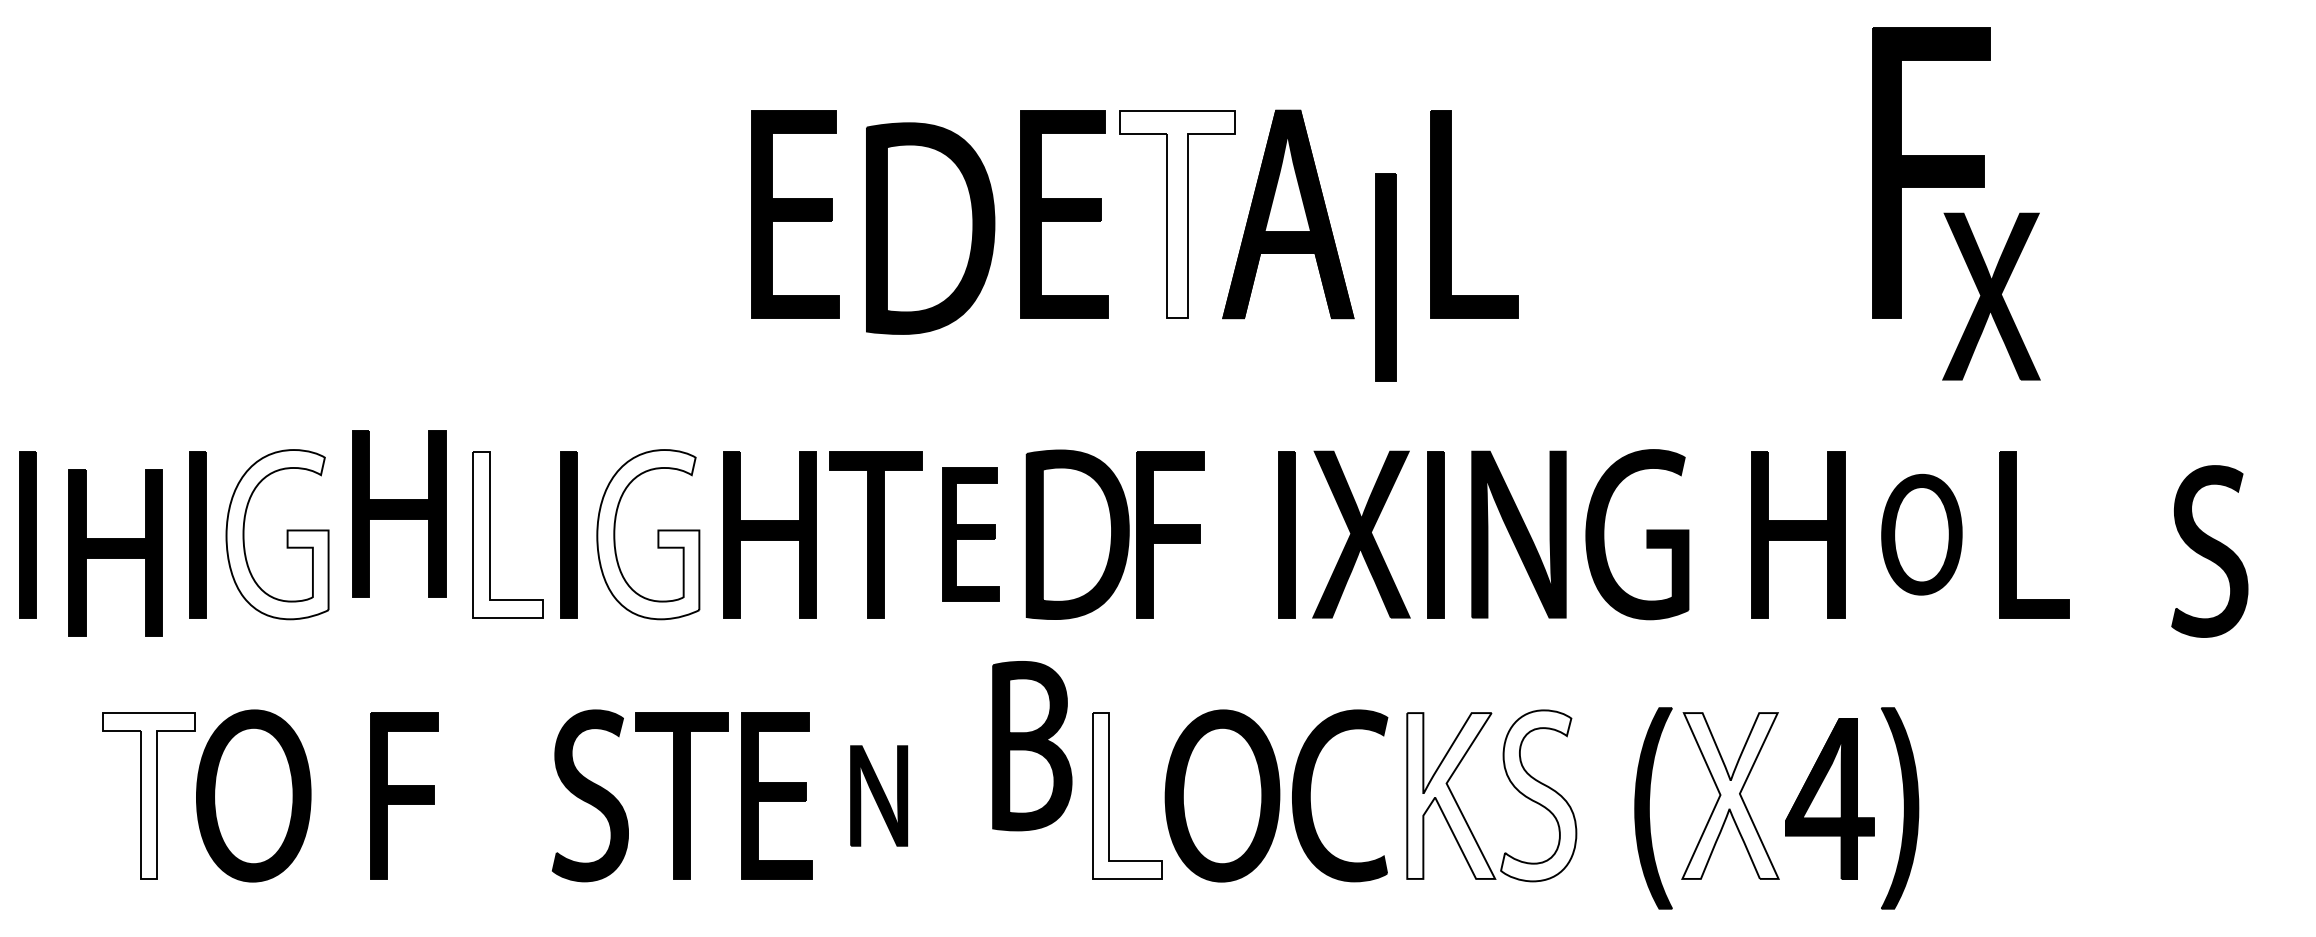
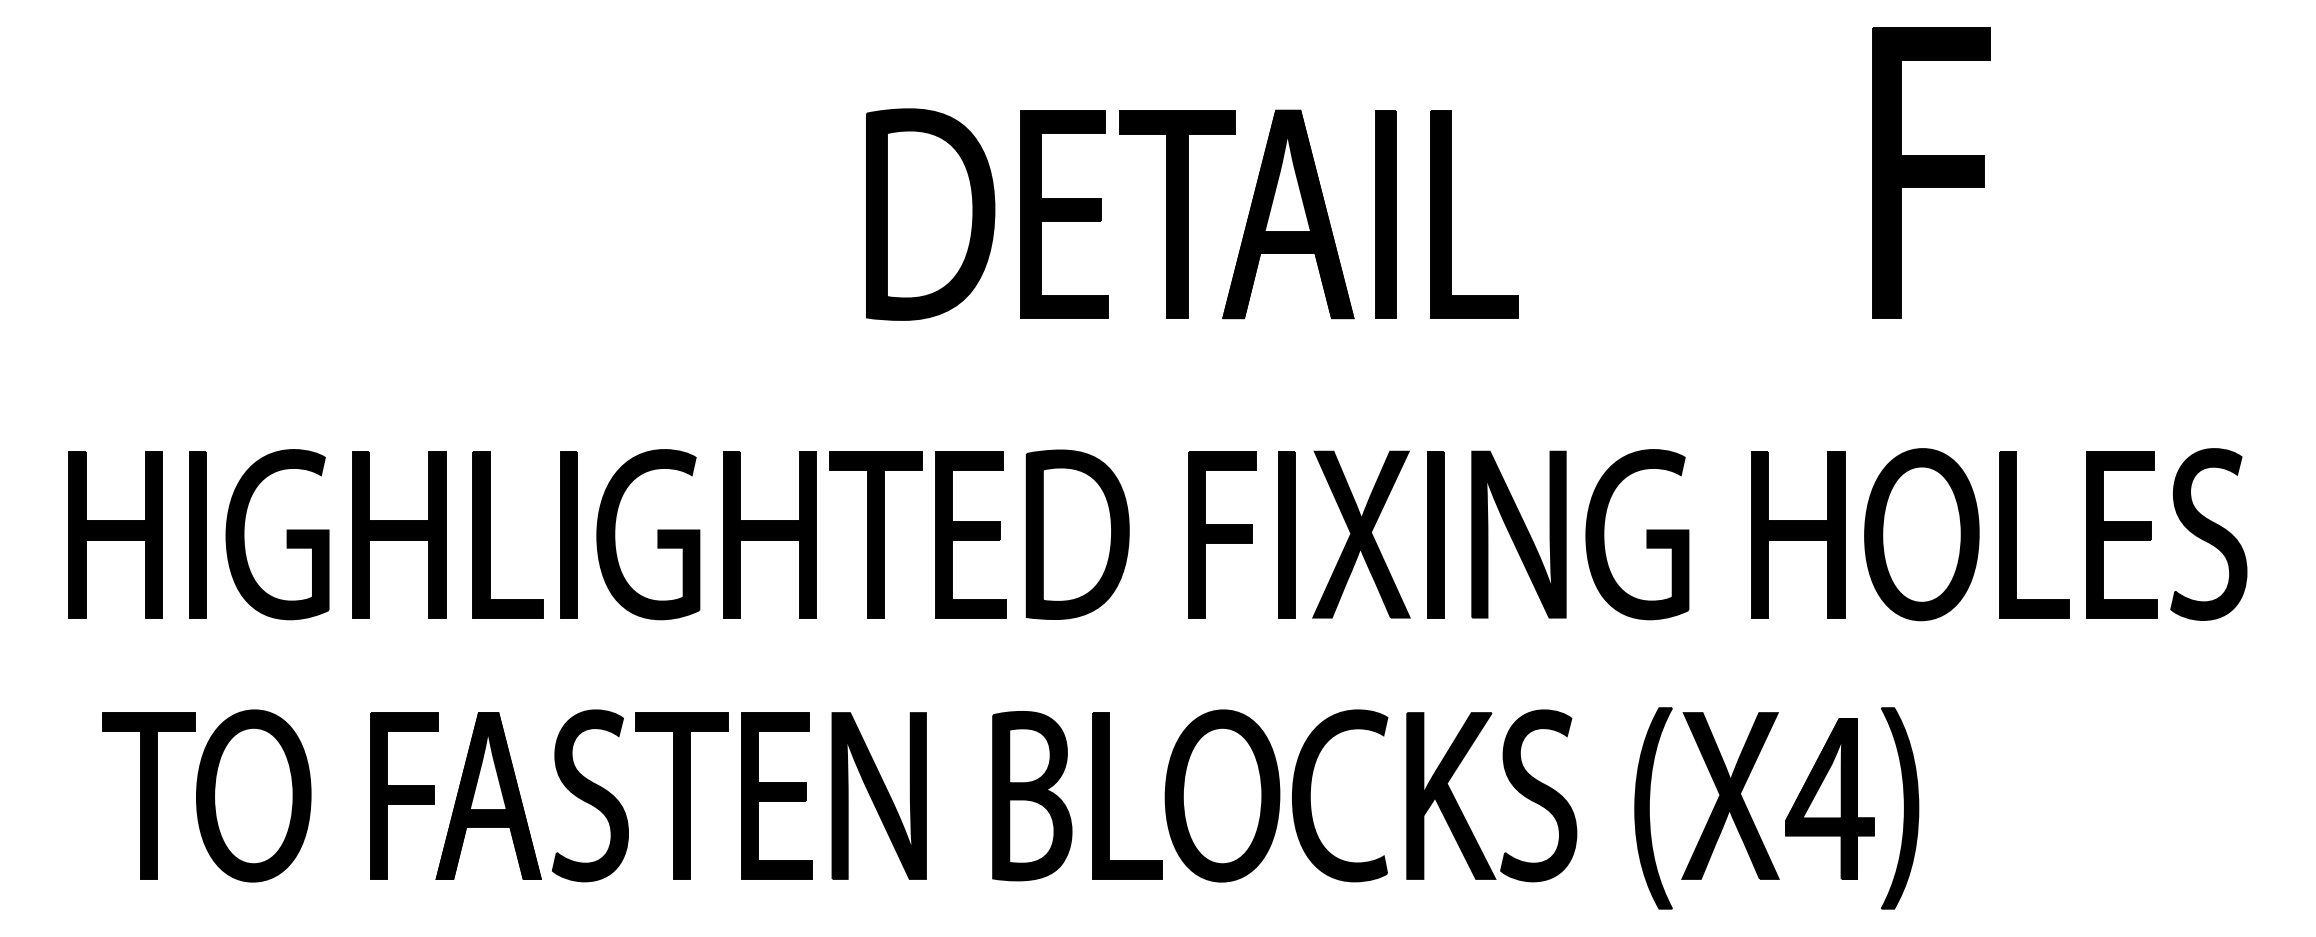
part: present -> none (795, 214)
fill: none -> present (1177, 214)
part position: (930, 228) -> (930, 214) (930, 214)
part position: (1385, 277) -> (1385, 214) (1385, 214)
part: present -> none (1991, 296)
part position: (399, 513) -> (399, 534) (399, 534)
part: present -> none (27, 534)
fill: none -> present (277, 534)
fill: none -> present (507, 534)
fill: none -> present (648, 534)
part size: 58x135 px -> 72x168 px (970, 534)
part position: (1170, 534) -> (1222, 534) (1222, 534)
part size: 82x122 px -> 116x174 px (1921, 534)
part: none -> present (2121, 534)
part position: (2209, 551) -> (2208, 534) (2208, 534)
part position: (115, 552) -> (115, 534) (115, 534)
part position: (1032, 746) -> (1032, 796) (1032, 796)
fill: none -> present (149, 795)
part: none -> present (488, 795)
part size: 59x102 px -> 96x168 px (878, 795)
fill: none -> present (1127, 795)
fill: none -> present (1451, 795)
fill: none -> present (1538, 795)
fill: none -> present (1730, 795)
